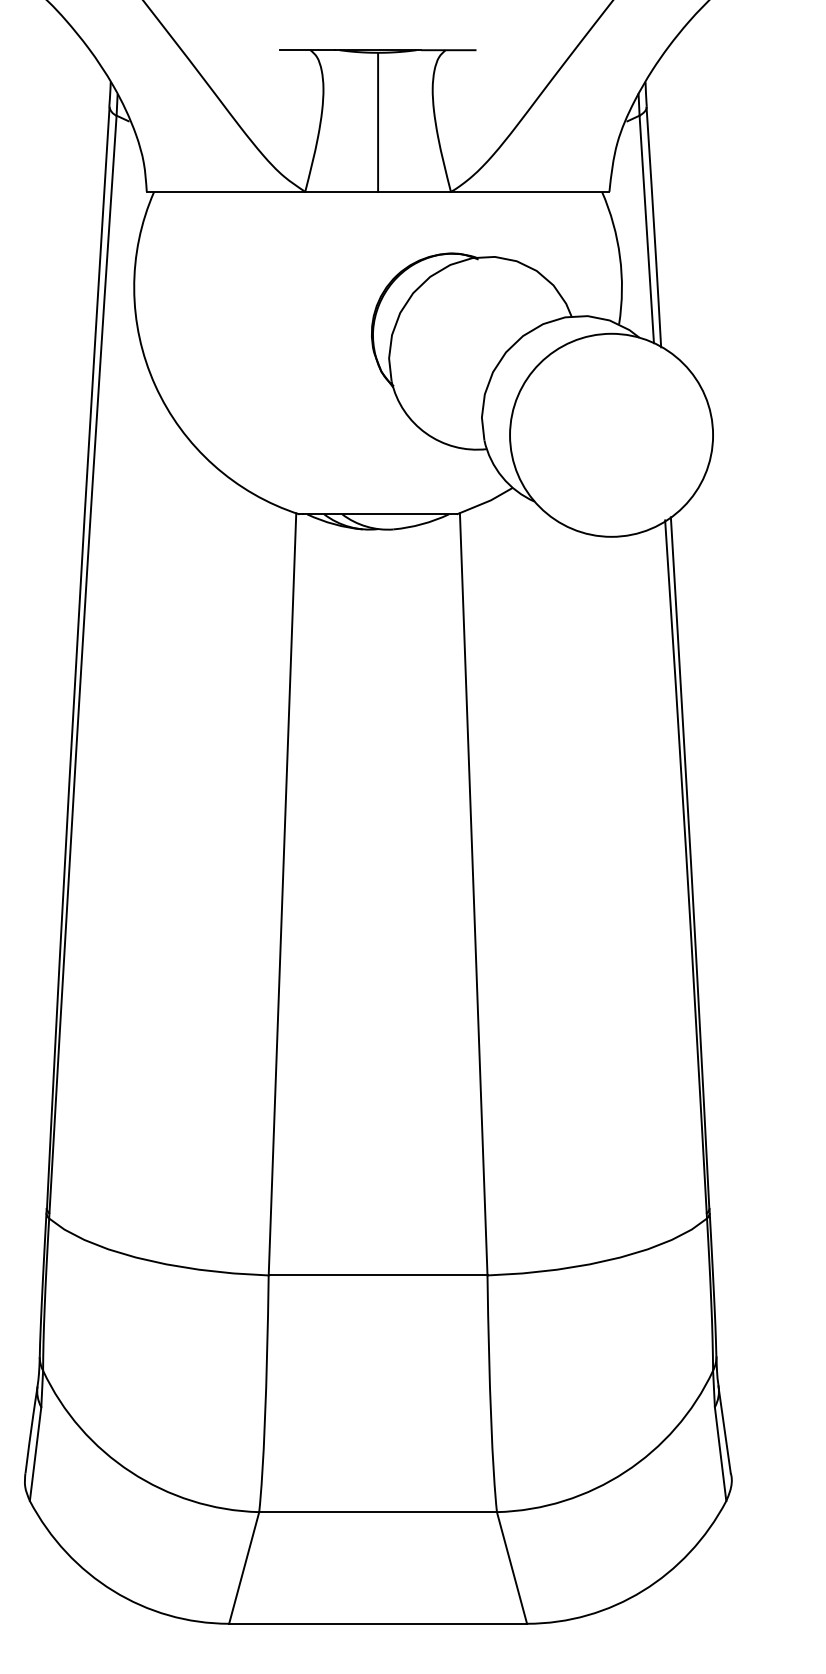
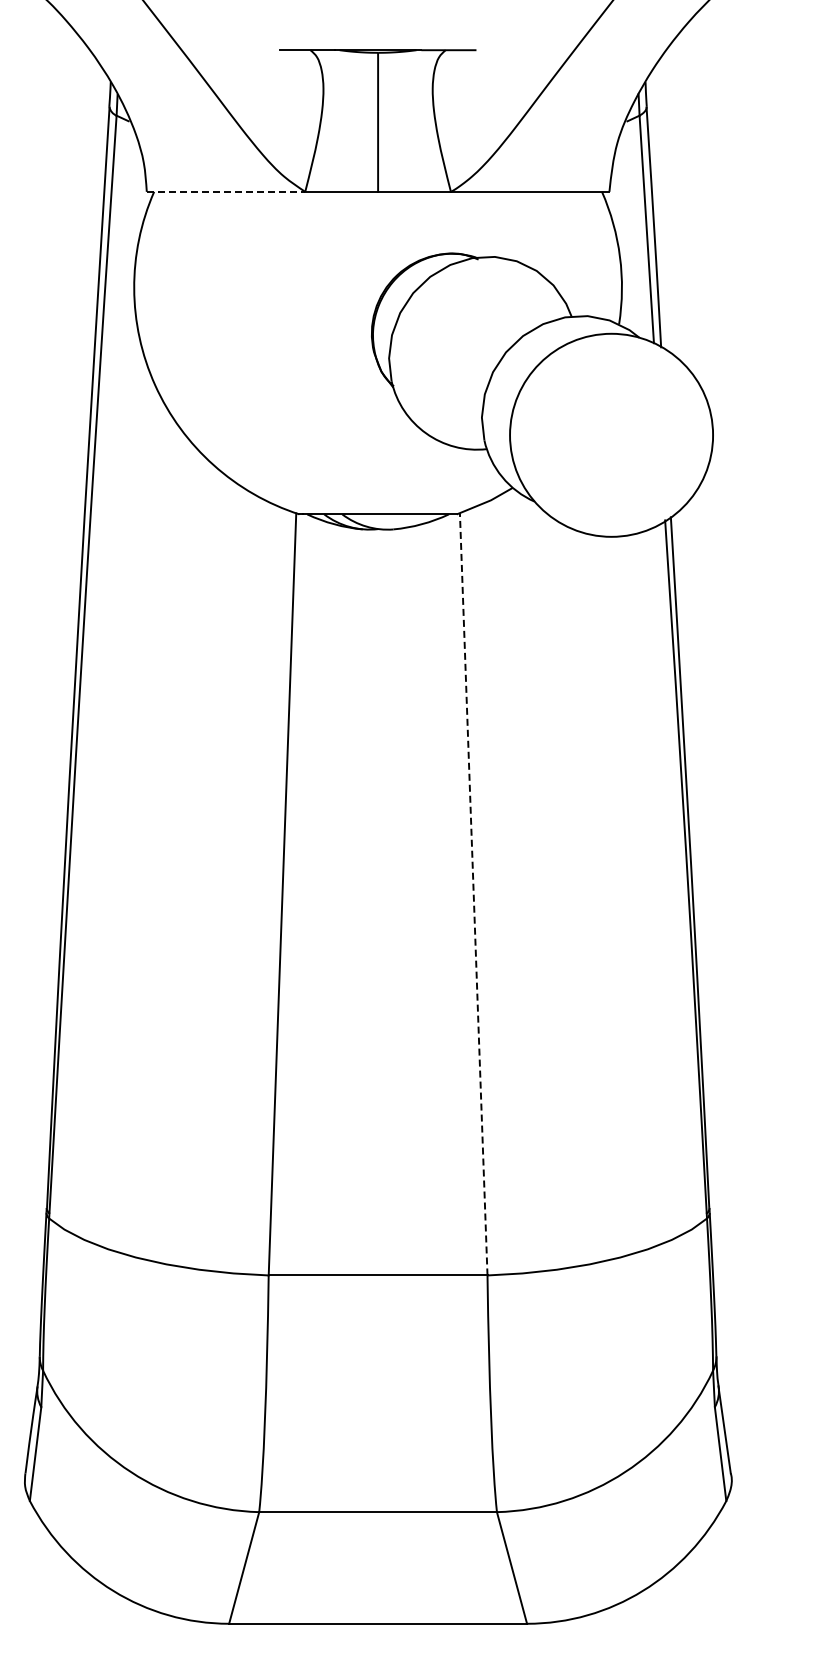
line: solid -> dashed (226, 191)
line: solid -> dashed (473, 893)
